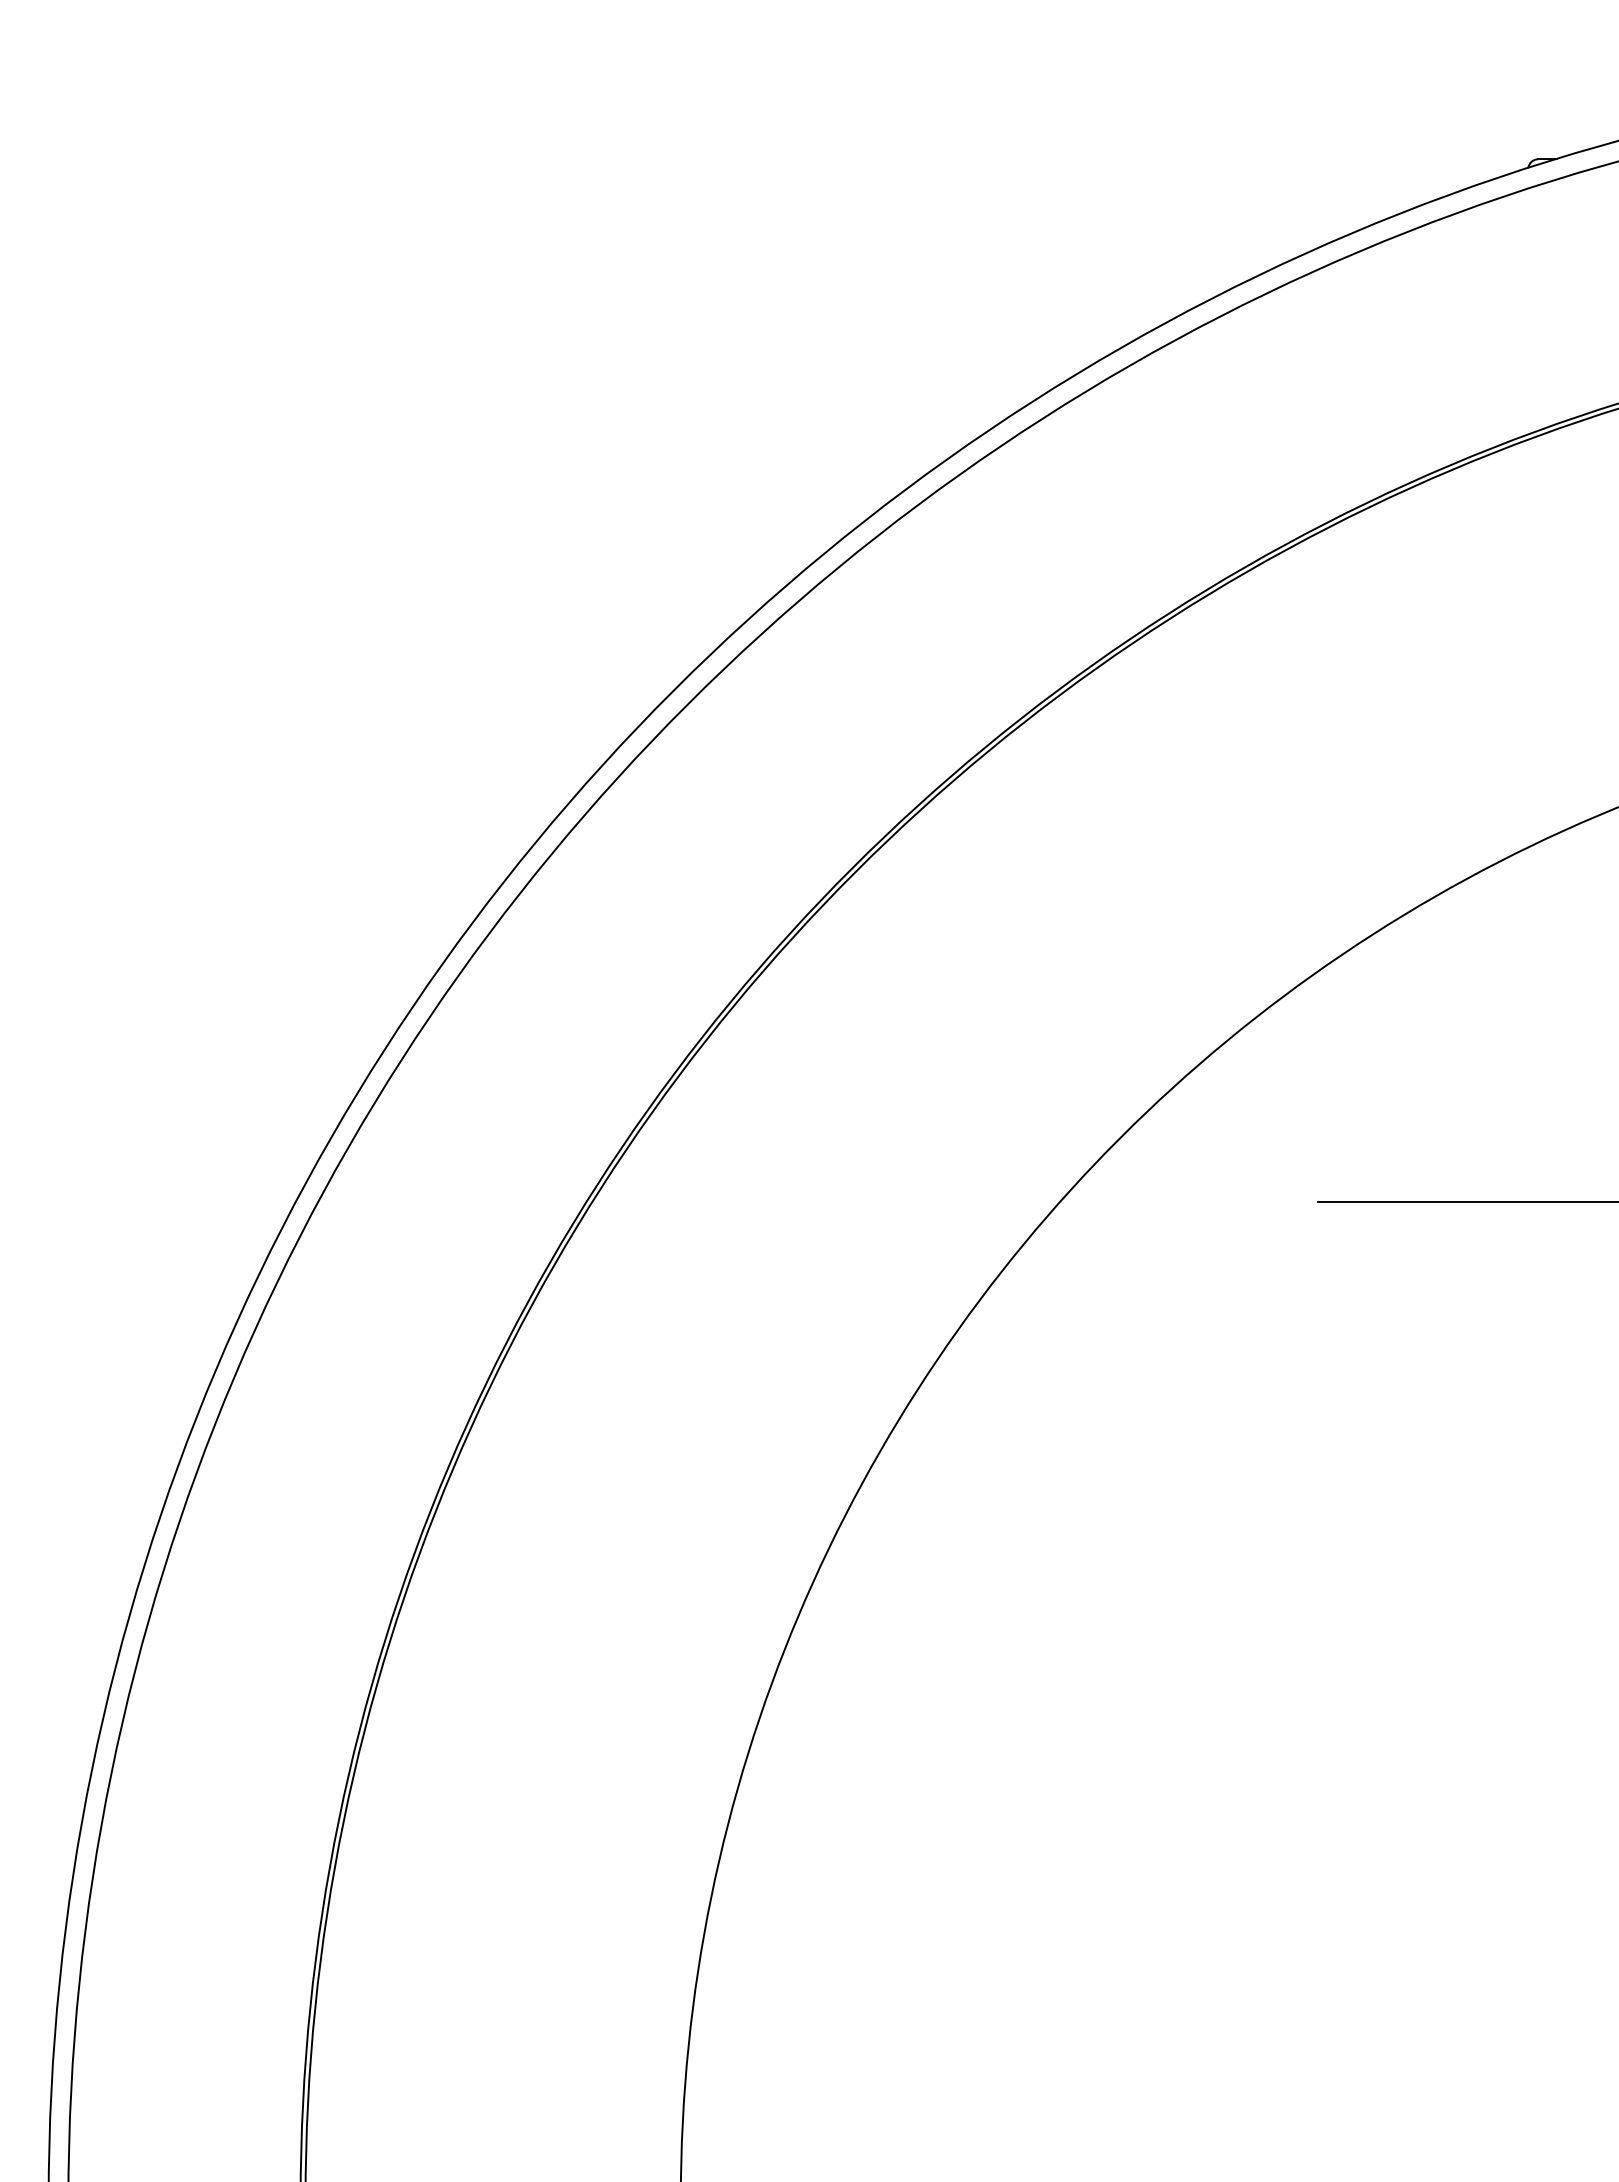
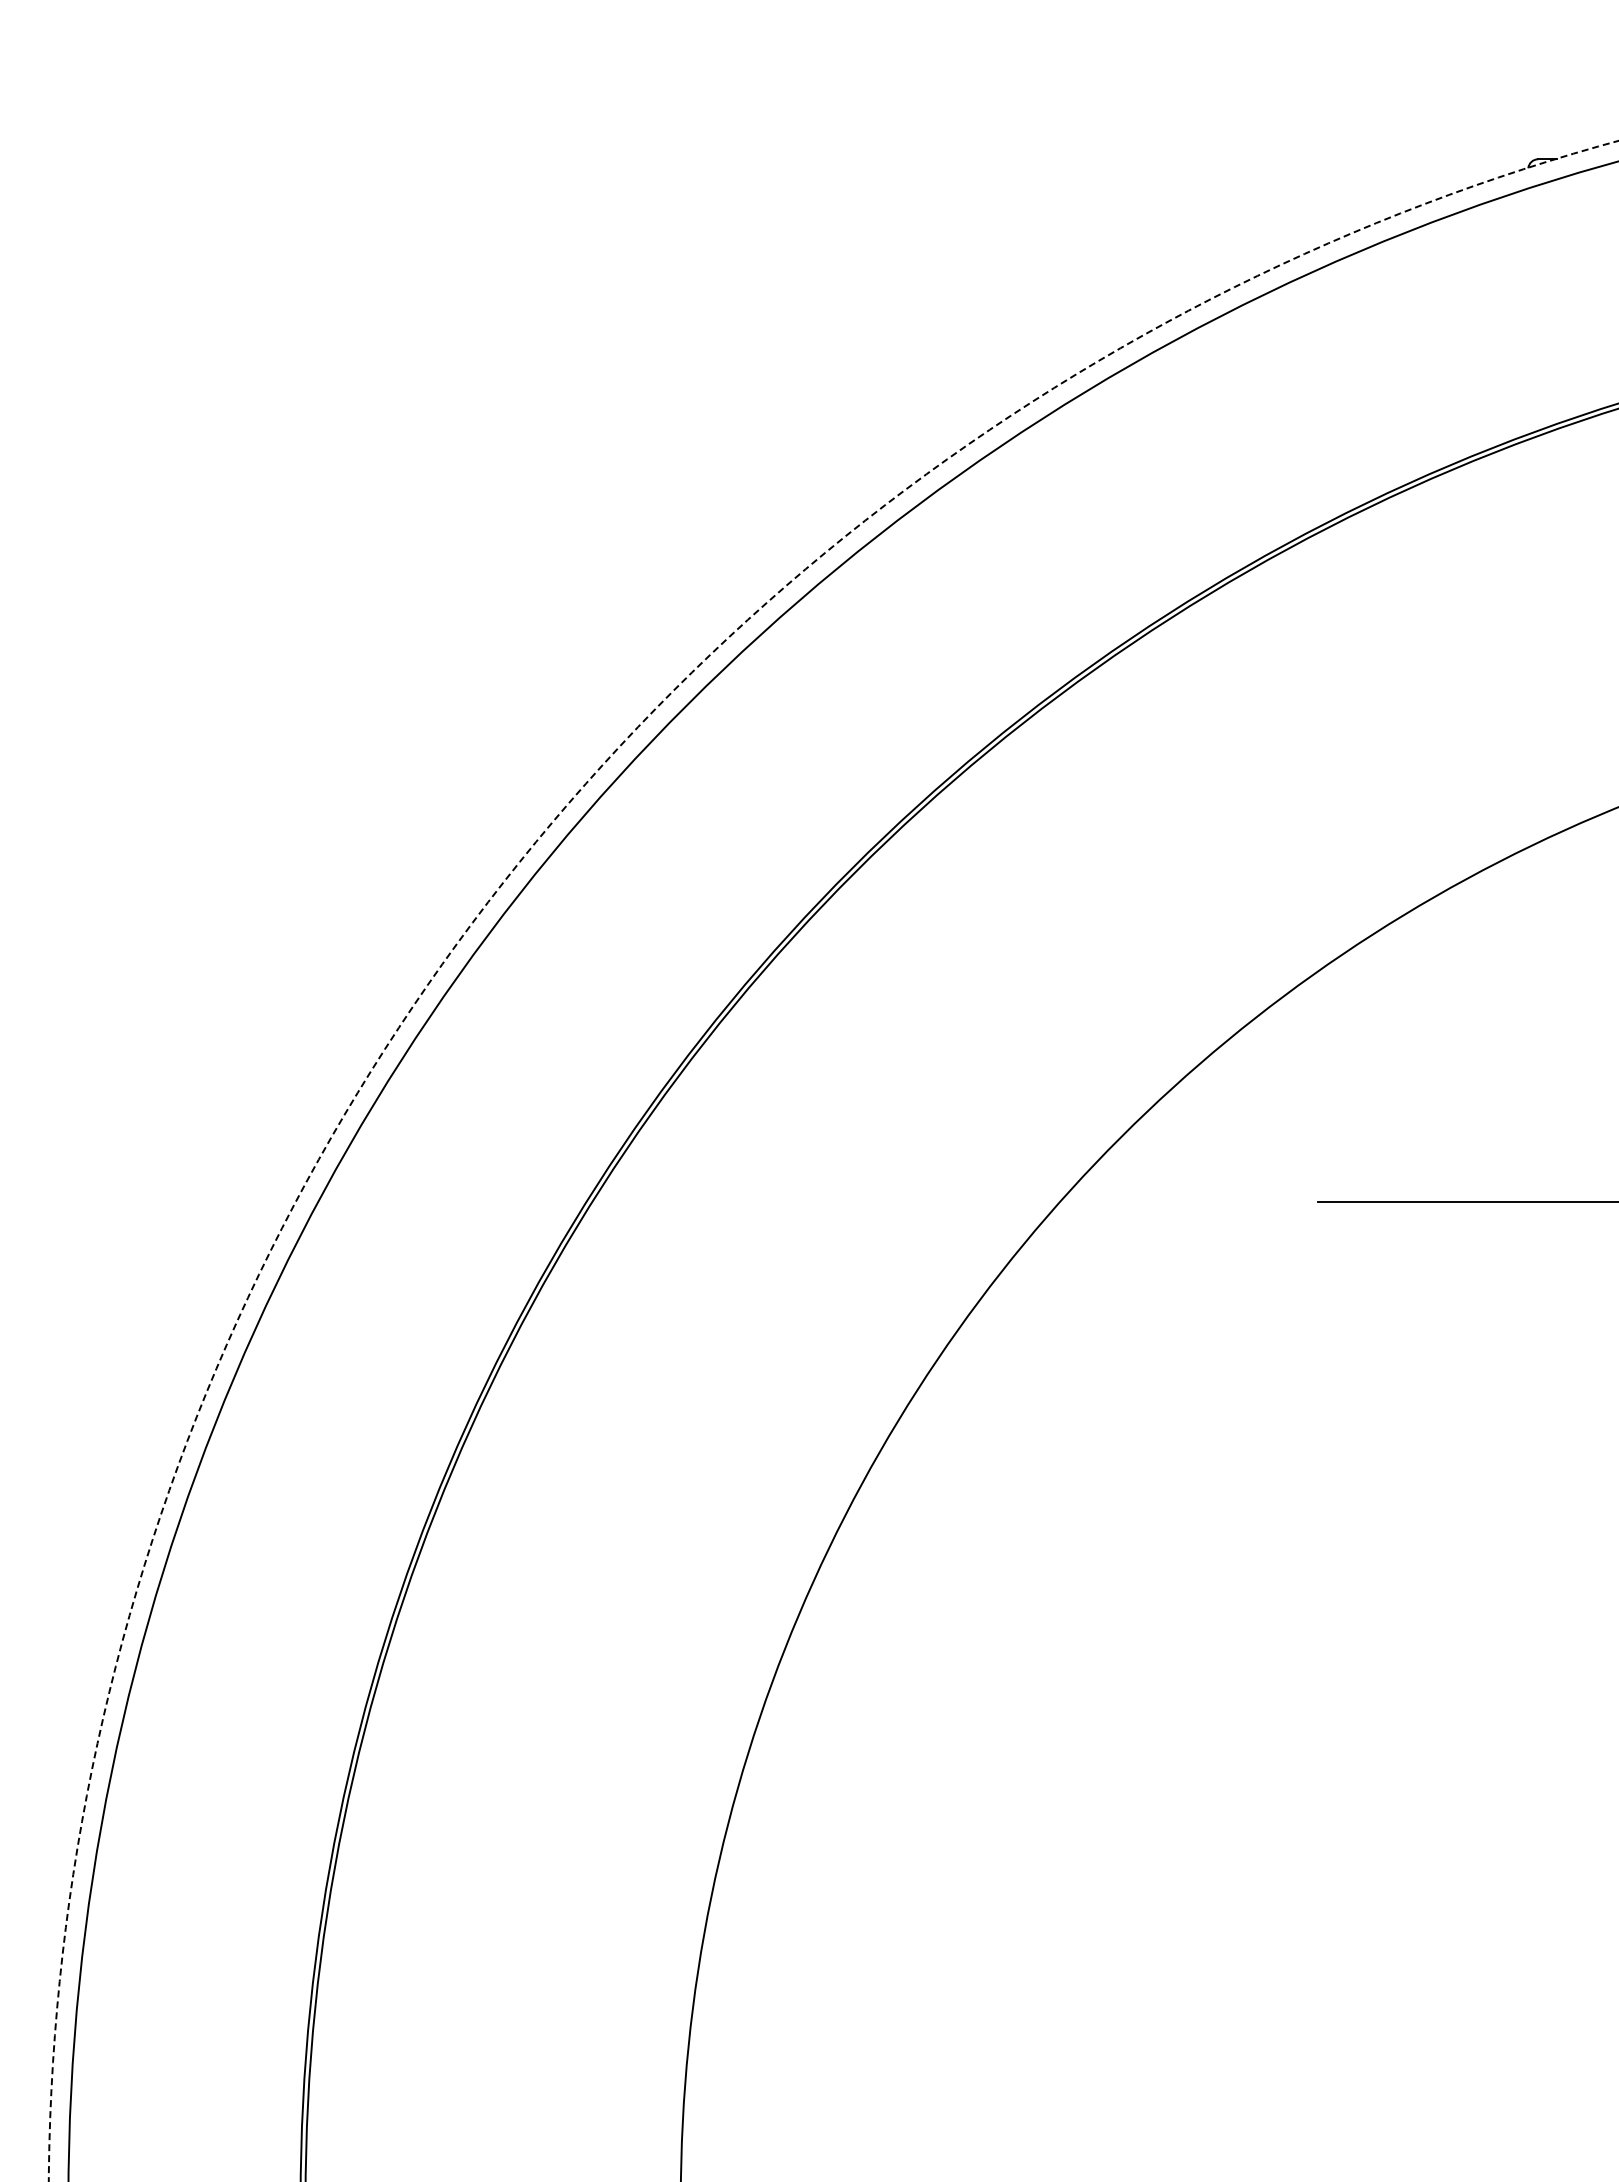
circle: solid -> dashed (833, 1160)
